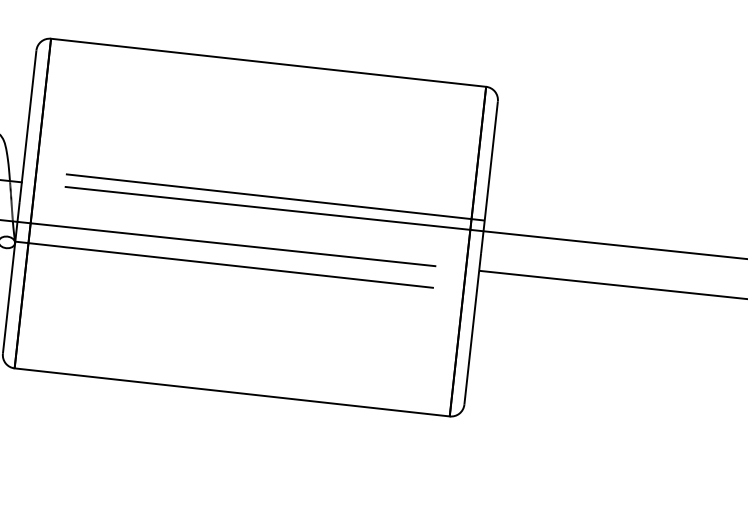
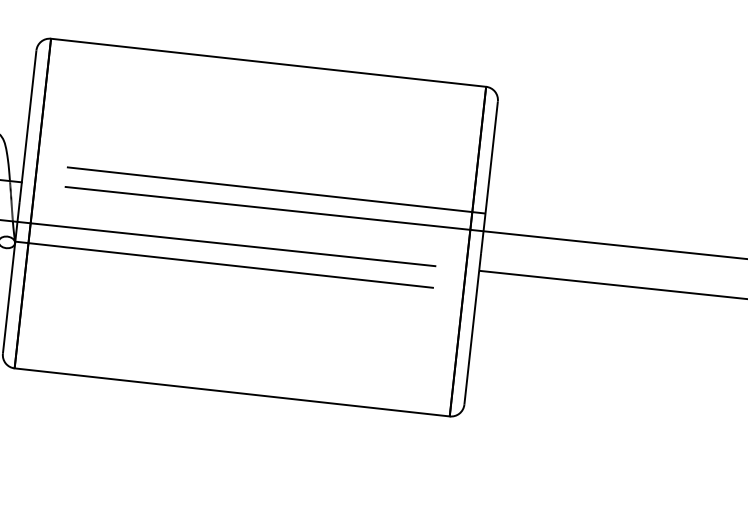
line position: (253, 194) -> (254, 187) (254, 187)
